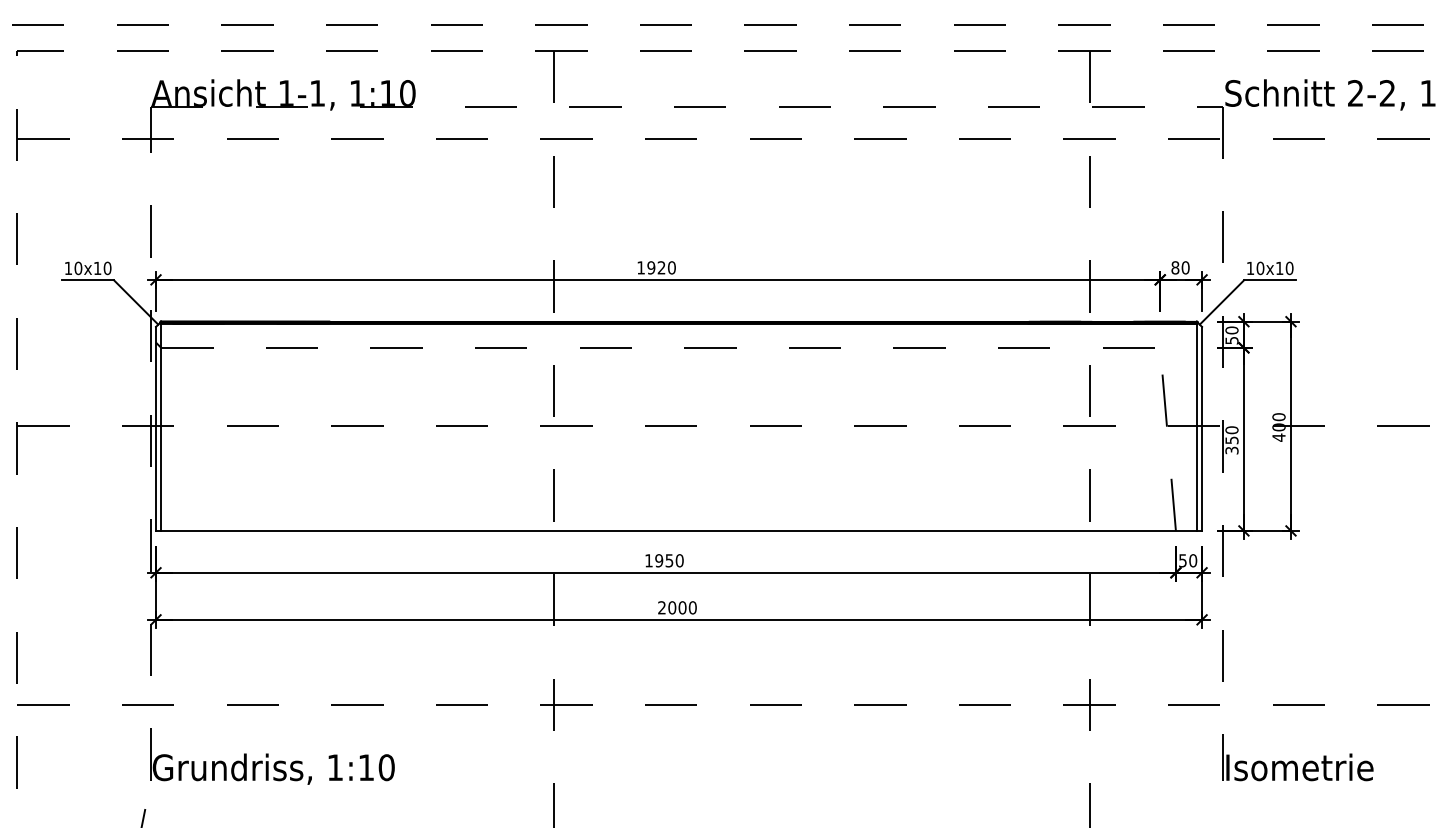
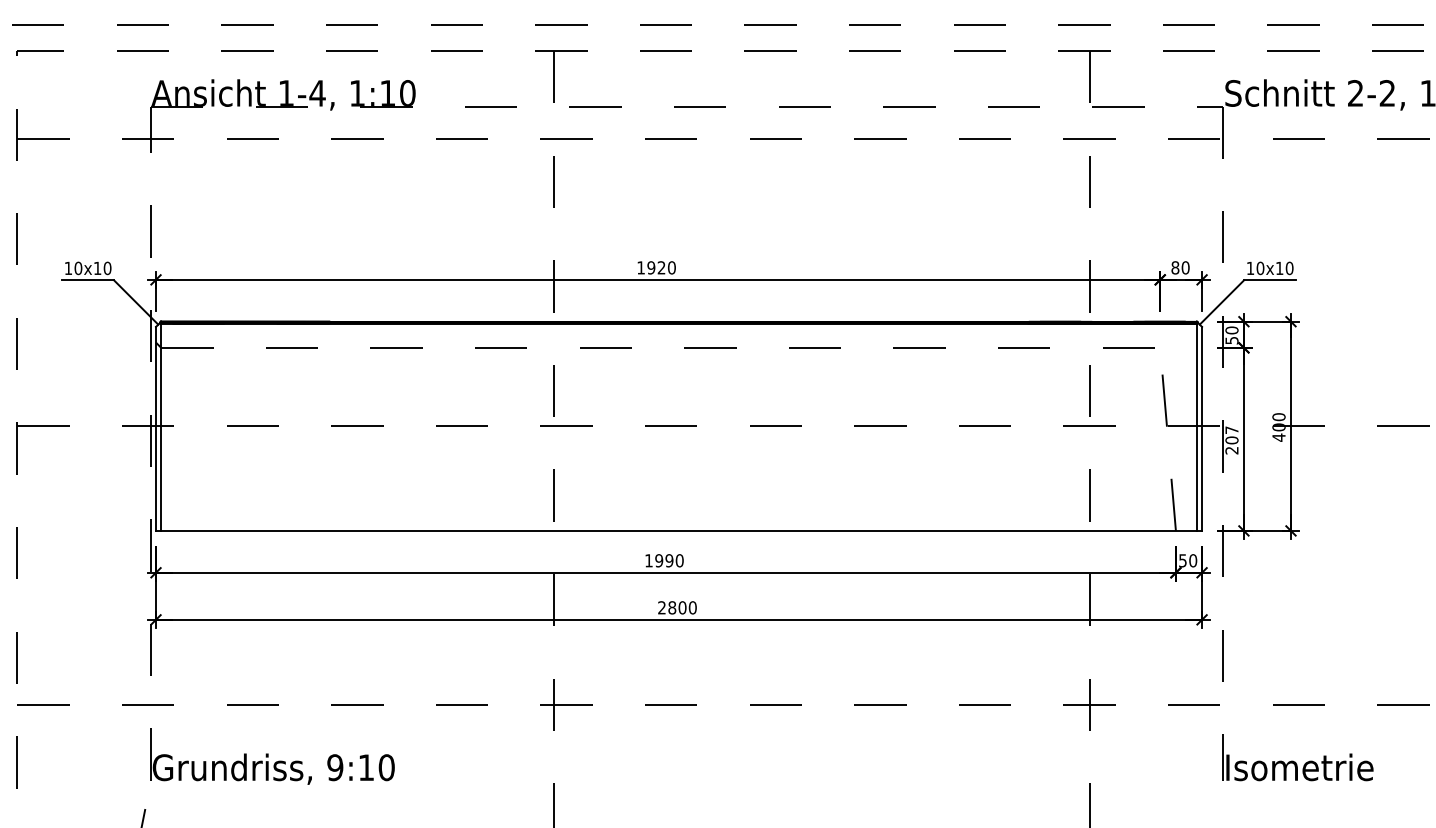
text: 1-1, -> 1-4, (317, 93)
text: 350 -> 207 (1231, 440)
text: 1950 -> 1990 (669, 560)
text: 2000 -> 2800 (672, 607)
text: 1:10 -> 9:10 (335, 767)
